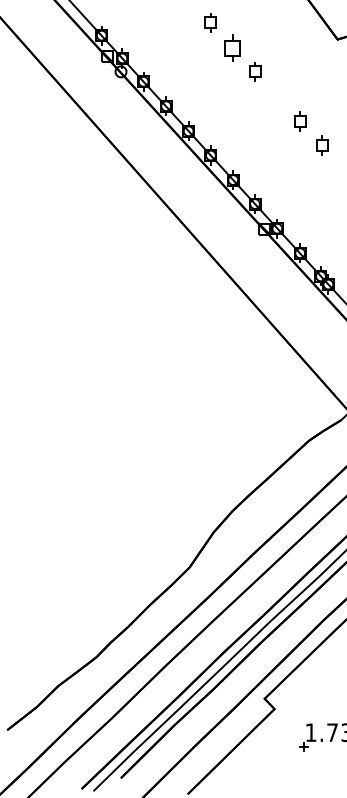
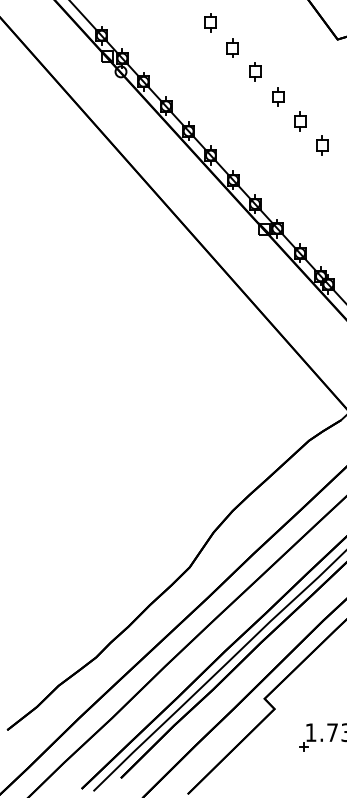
part size: 17x28 px -> 13x20 px (232, 47)
part: none -> present (278, 96)
